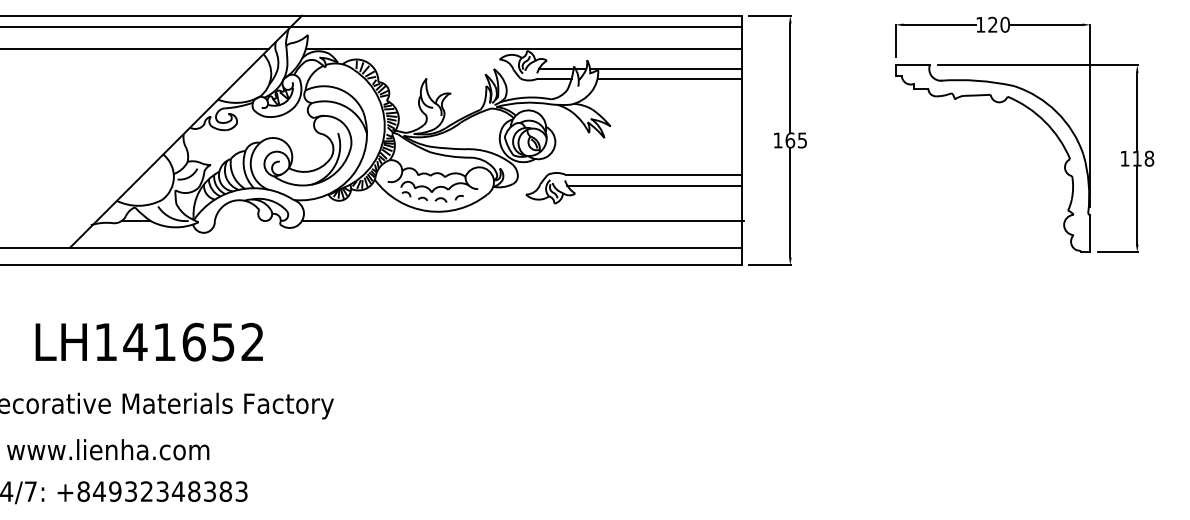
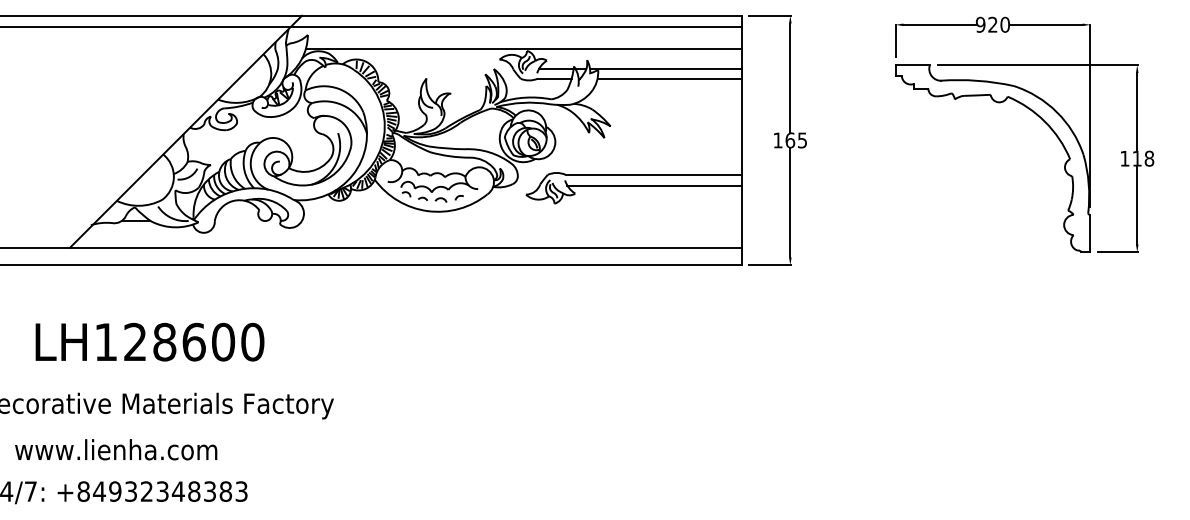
text: 120 -> 920 (980, 24)
line: present -> none (135, 48)
line: present -> none (522, 220)
text: LH141652 -> LH128600 (193, 341)
text position: (108, 449) -> (116, 449) (116, 449)
